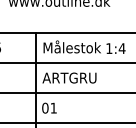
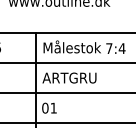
text: 1:4 -> 7:4 (109, 48)
